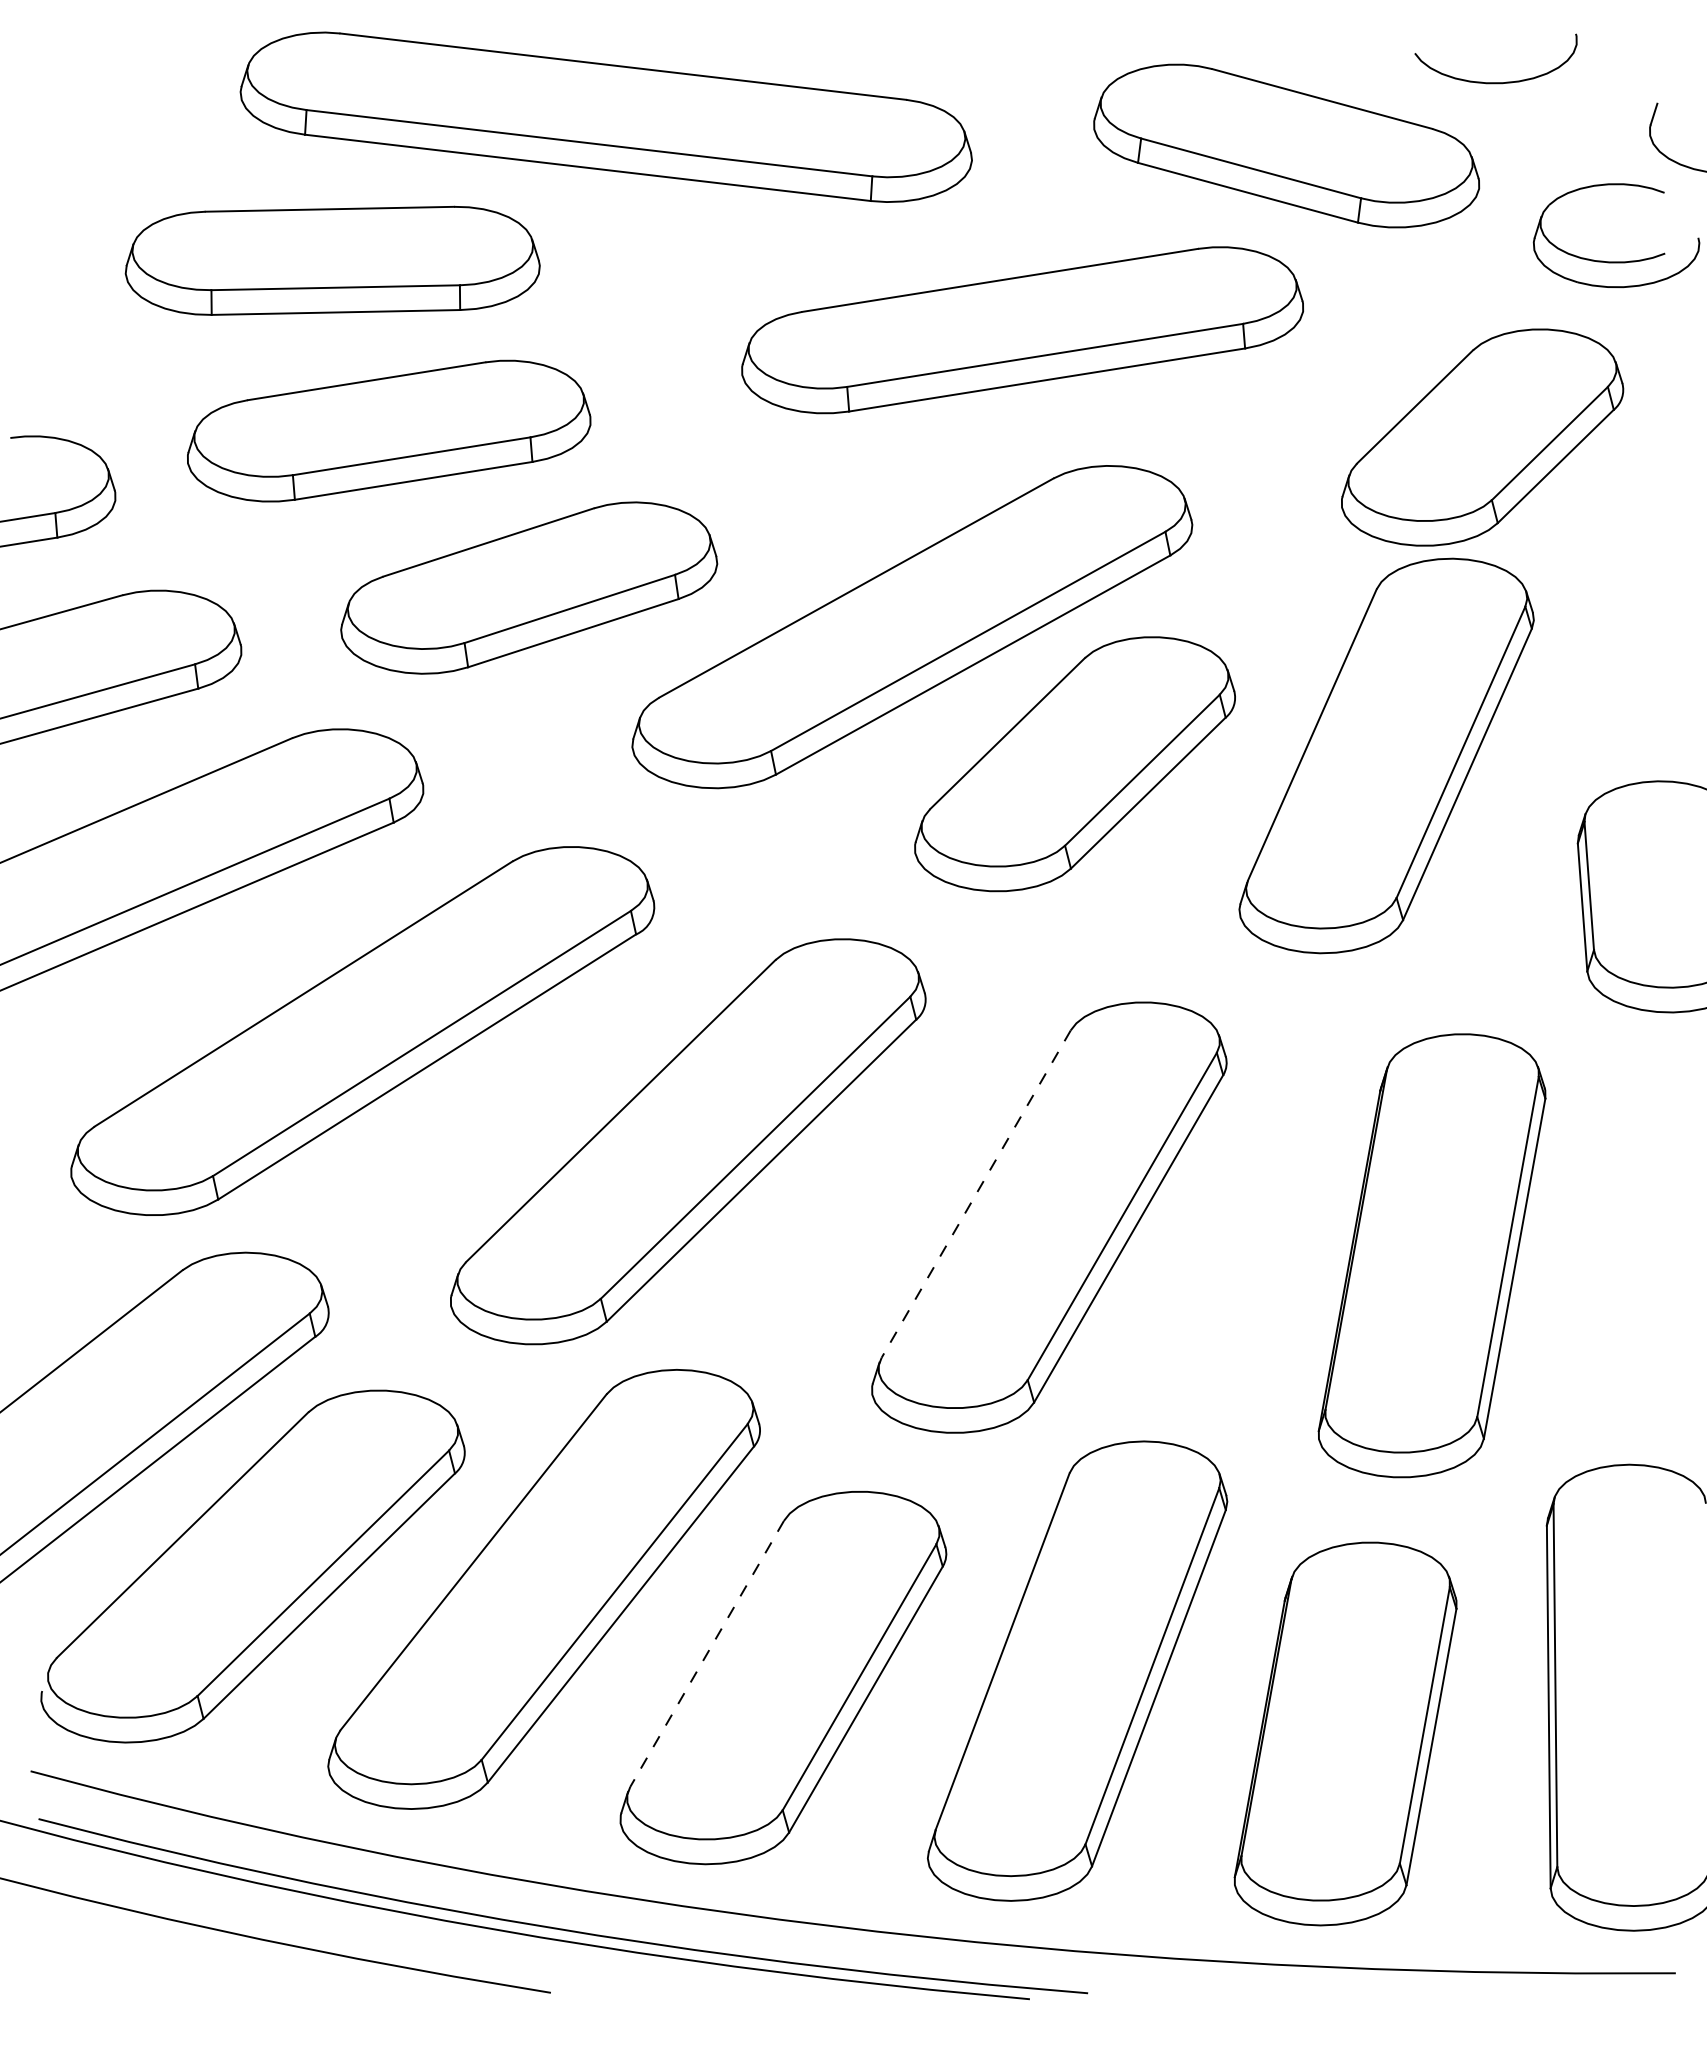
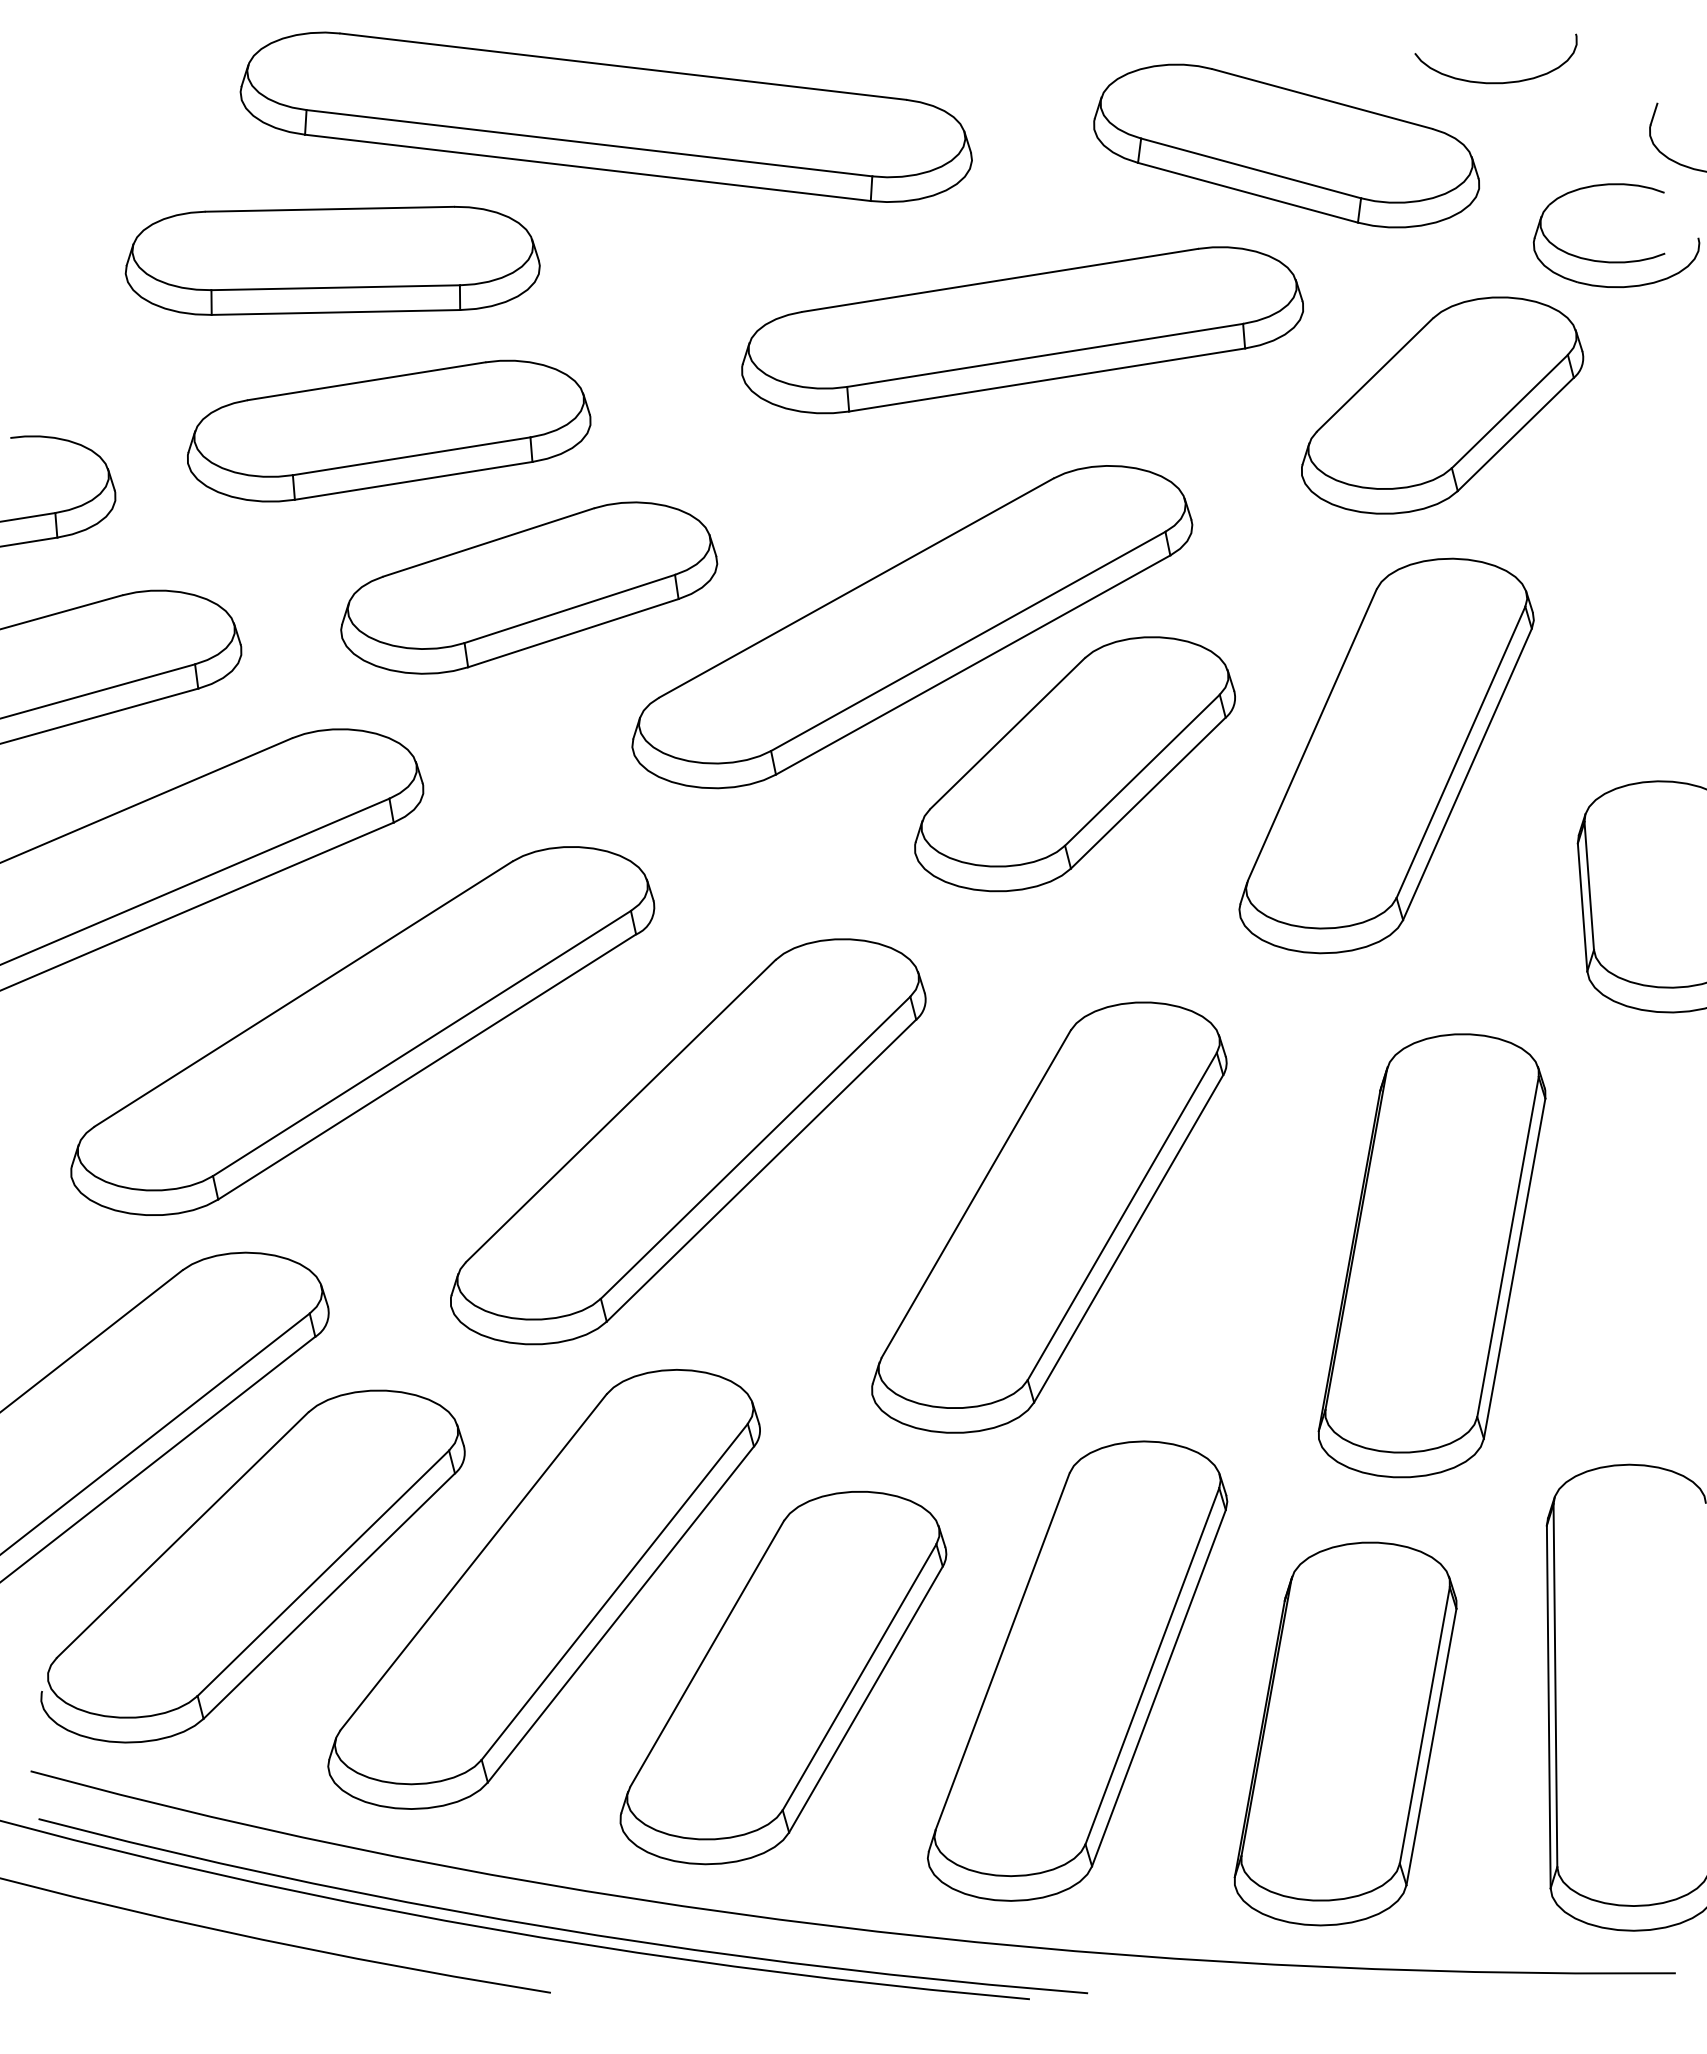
part position: (1482, 437) -> (1442, 405) (1442, 405)
line: dashed -> solid (975, 1194)
line: dashed -> solid (707, 1653)
